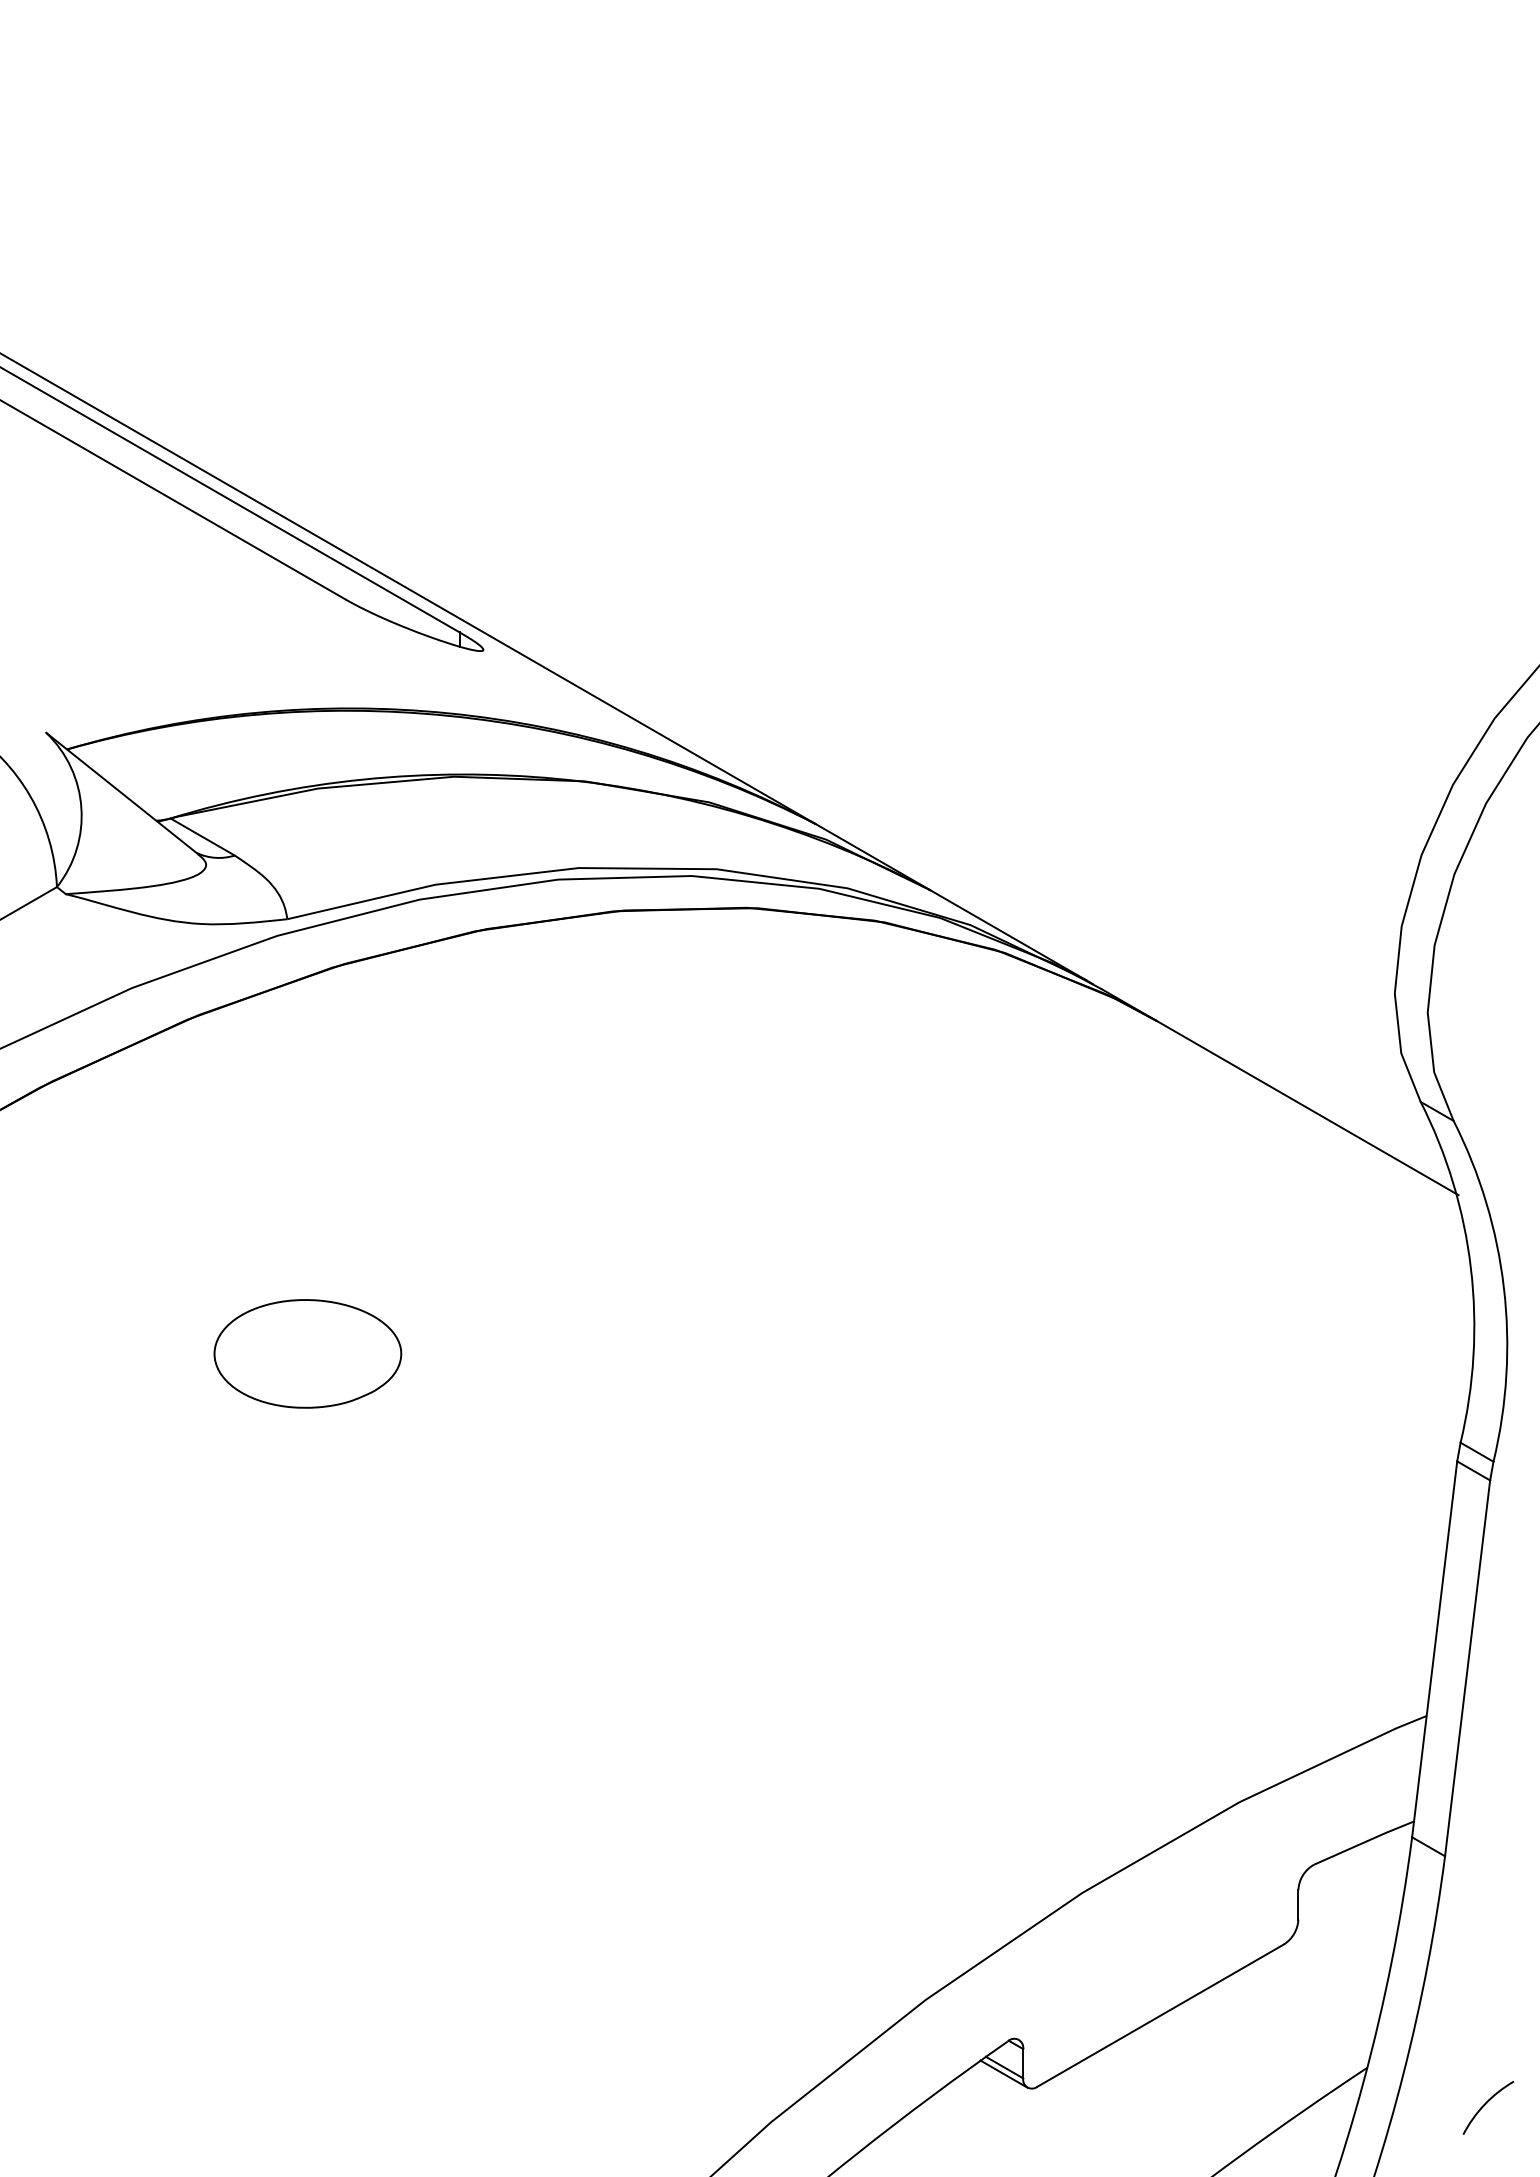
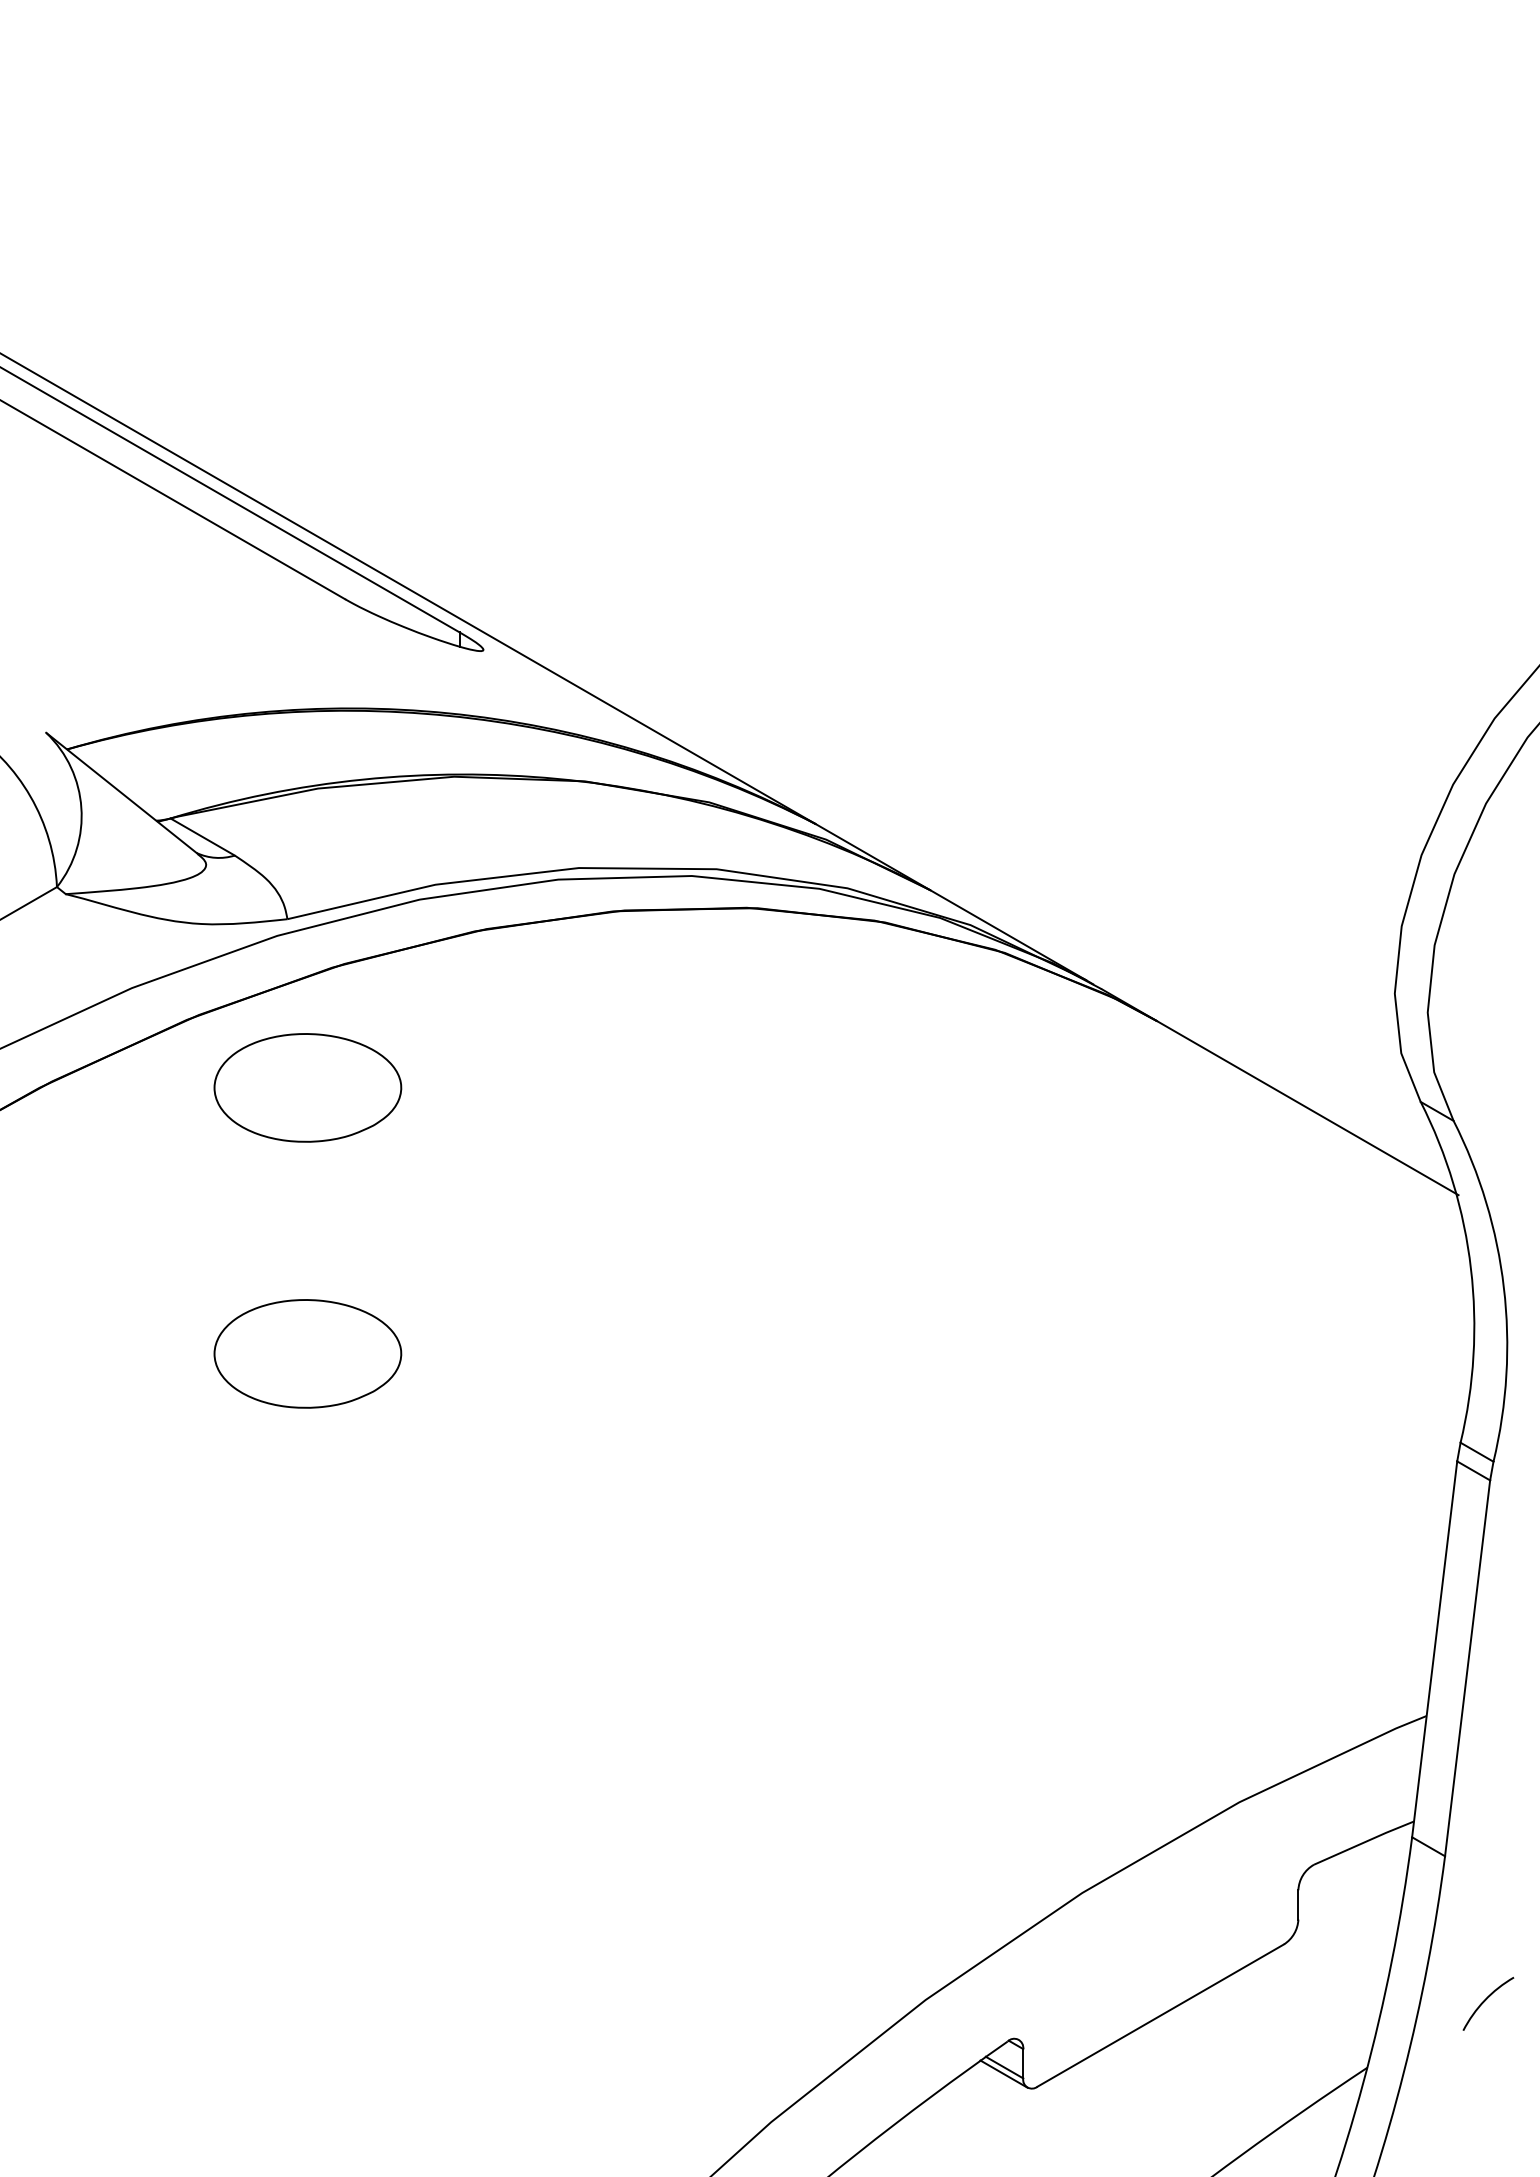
part: none -> present (307, 1087)
arc position: (1486, 2104) -> (1486, 2000) (1486, 2000)
